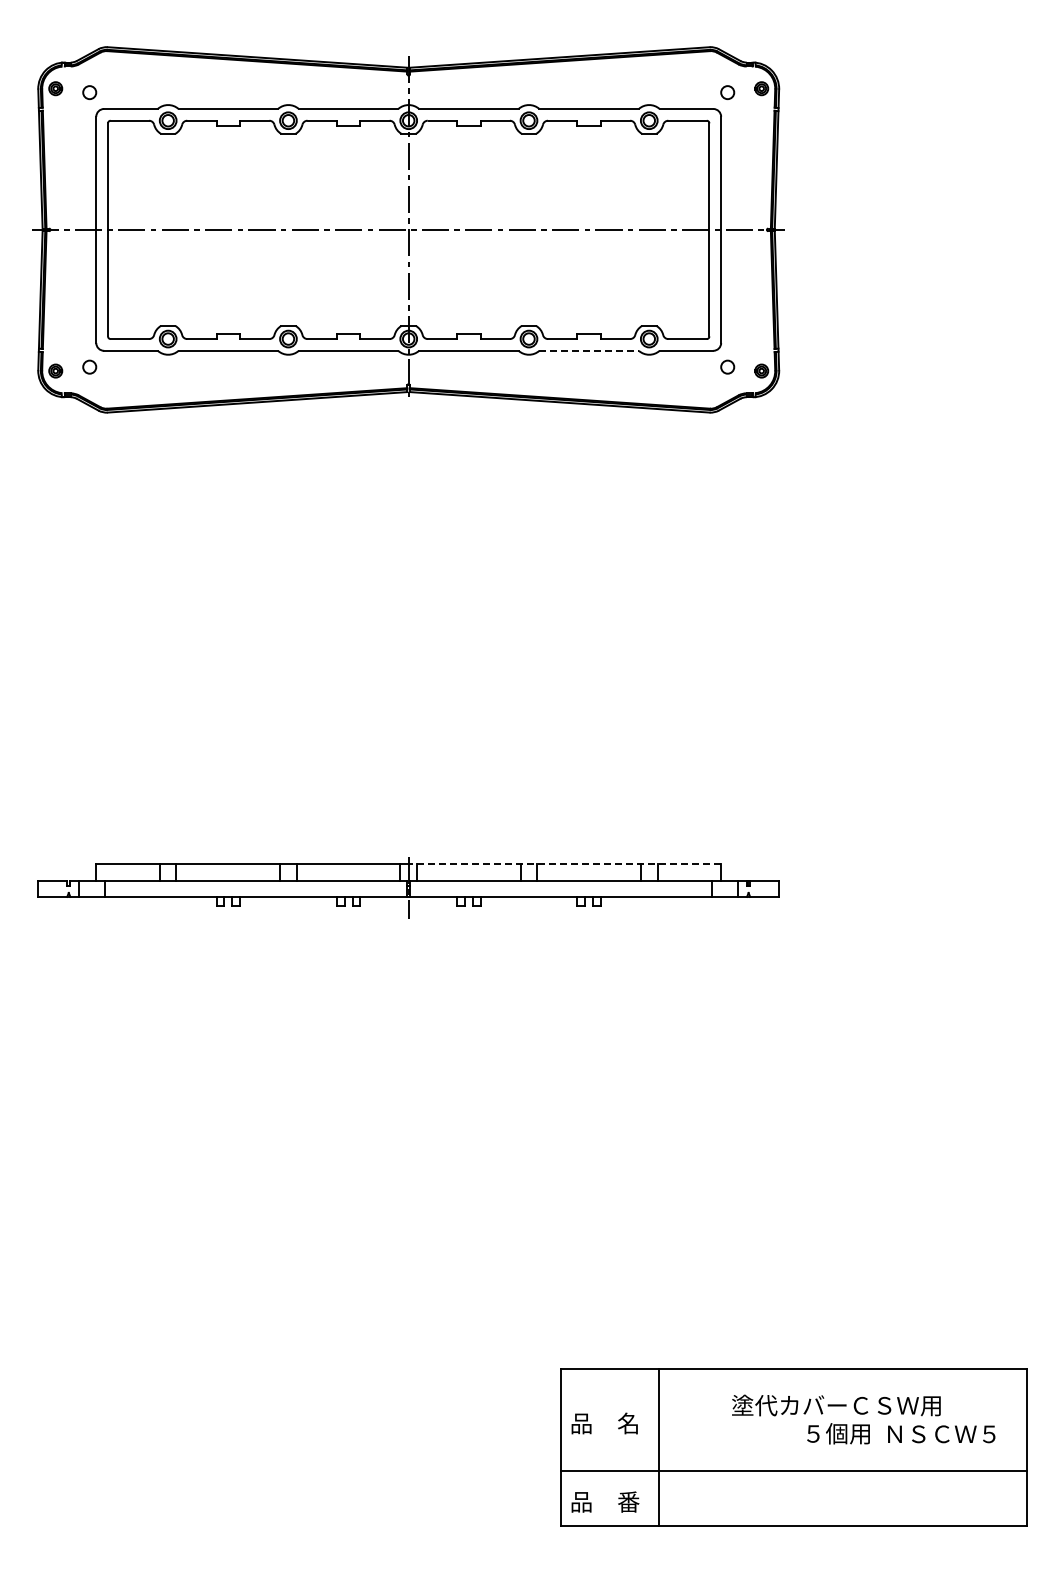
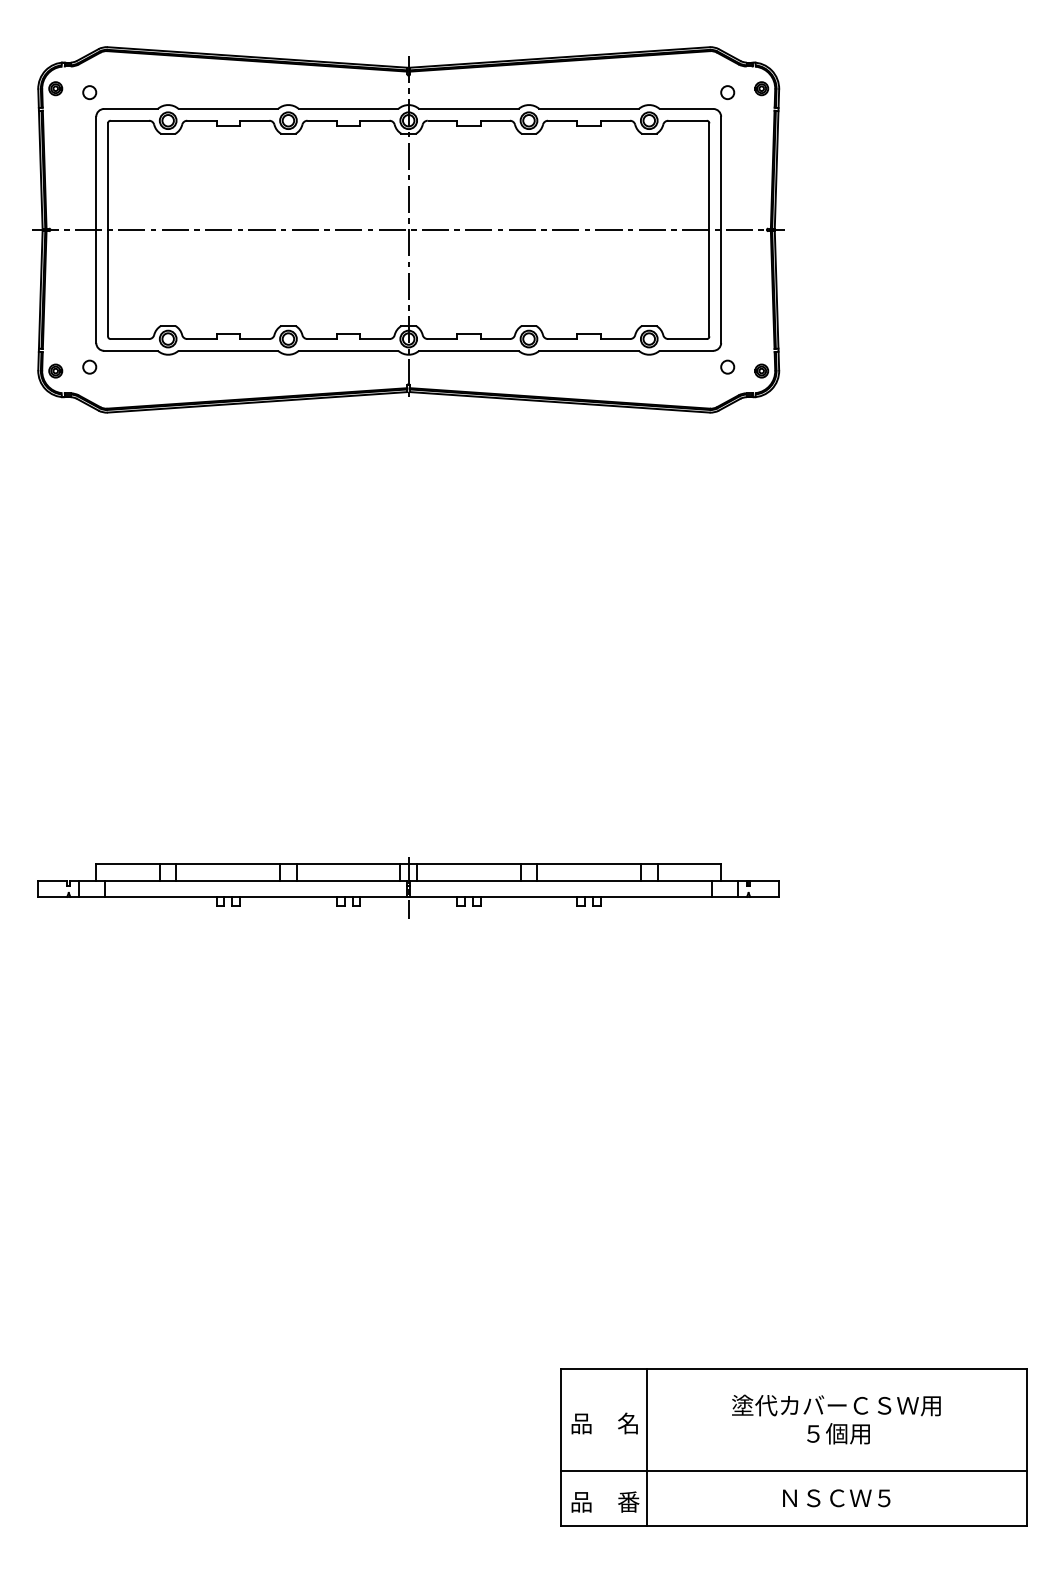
line: dashed -> solid (589, 350)
line: dashed -> solid (564, 864)
text position: (941, 1434) -> (836, 1498) (836, 1498)
line position: (658, 1446) -> (646, 1446) (646, 1446)
